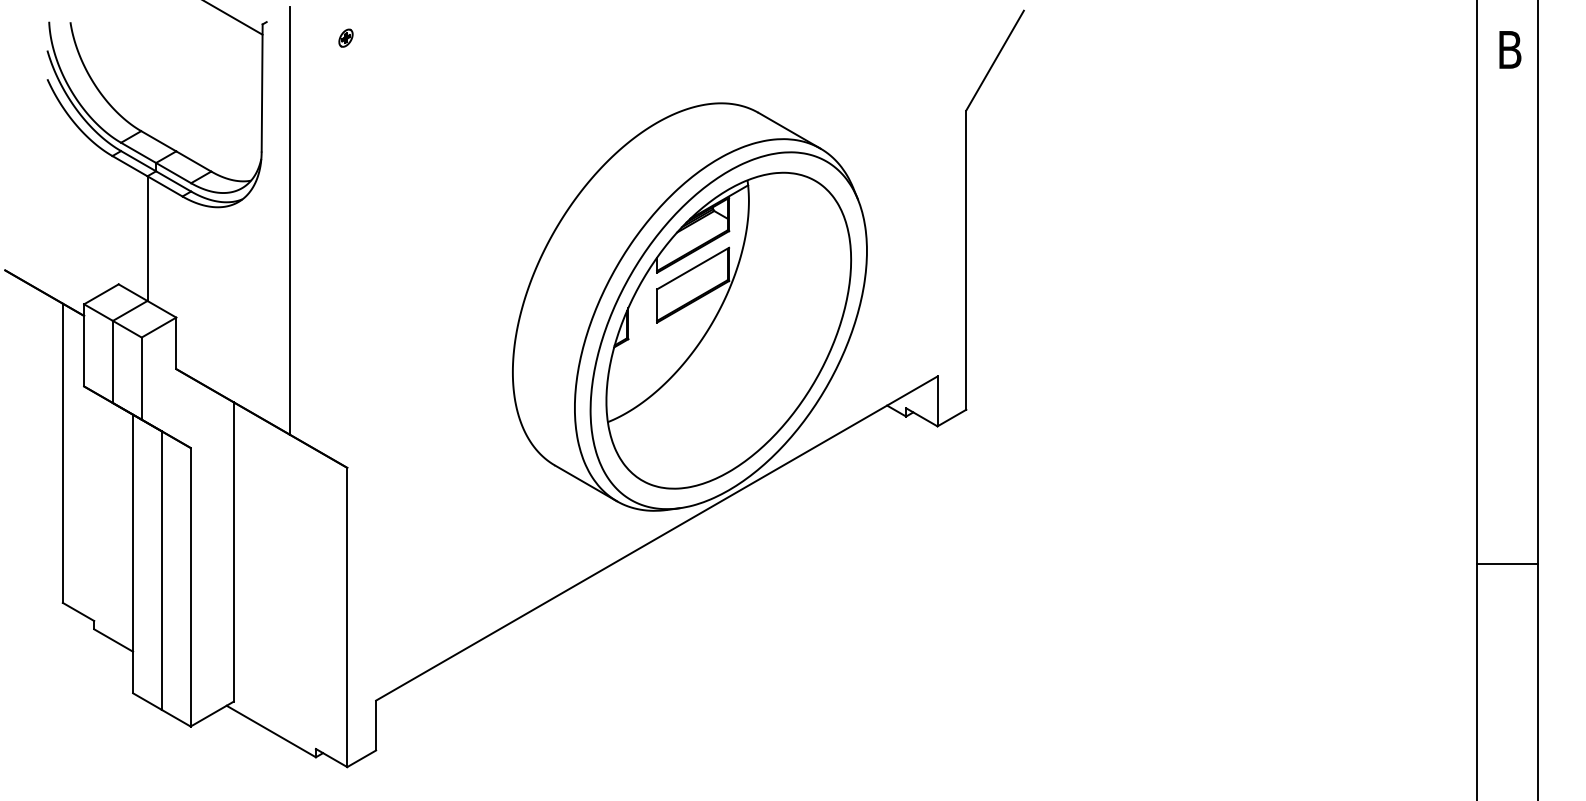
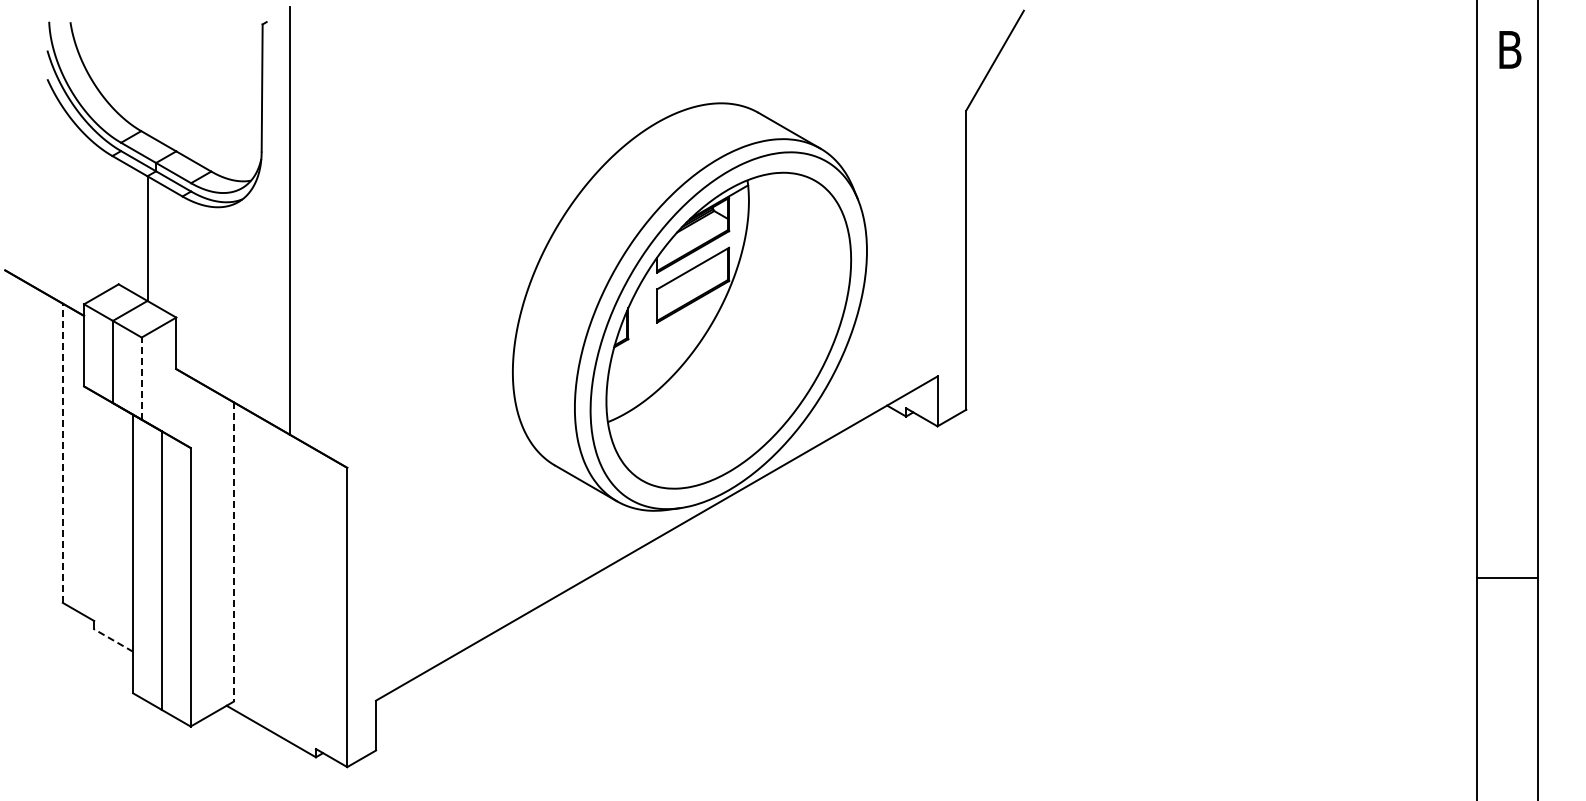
line: present -> none (234, 18)
part: present -> none (345, 37)
line: solid -> dashed (141, 378)
line: solid -> dashed (62, 453)
line: solid -> dashed (233, 552)
line position: (1507, 564) -> (1507, 578) (1507, 578)
line: solid -> dashed (113, 640)
